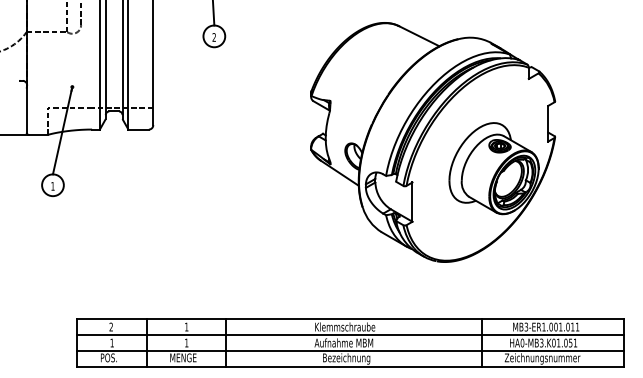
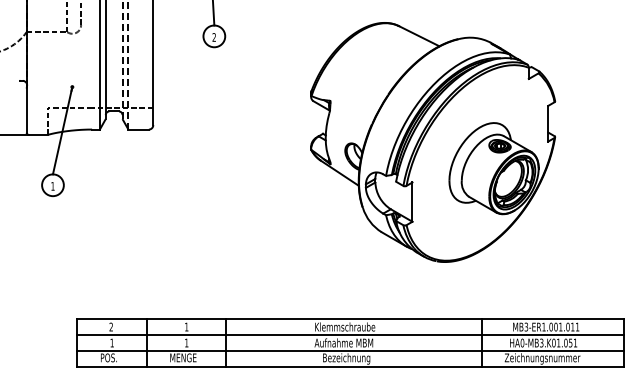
line: solid -> dashed (122, 59)
line: solid -> dashed (128, 64)
